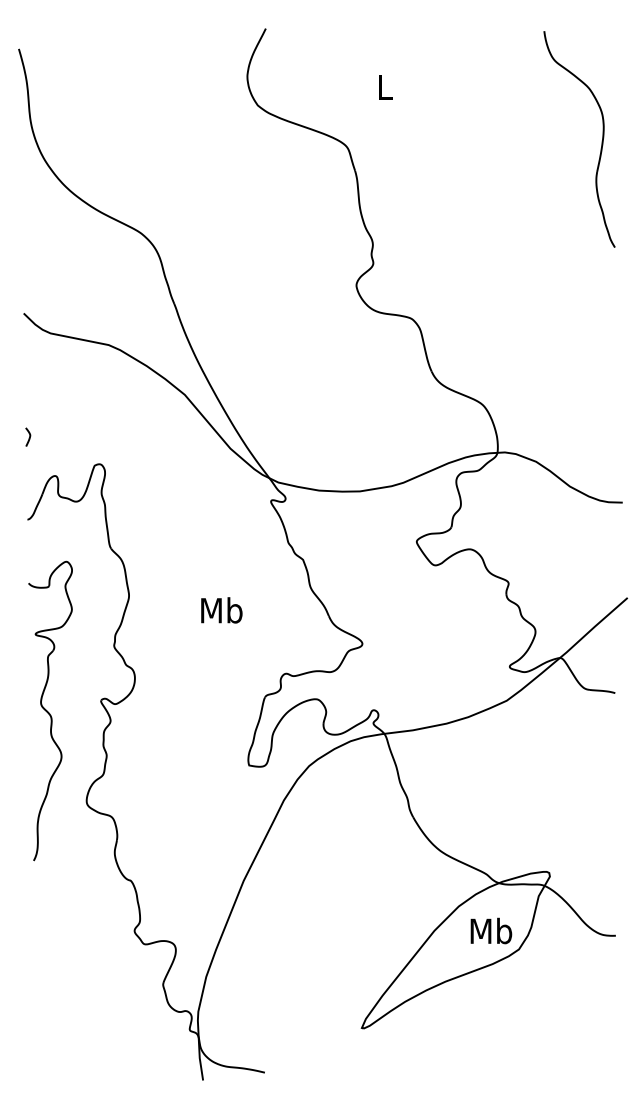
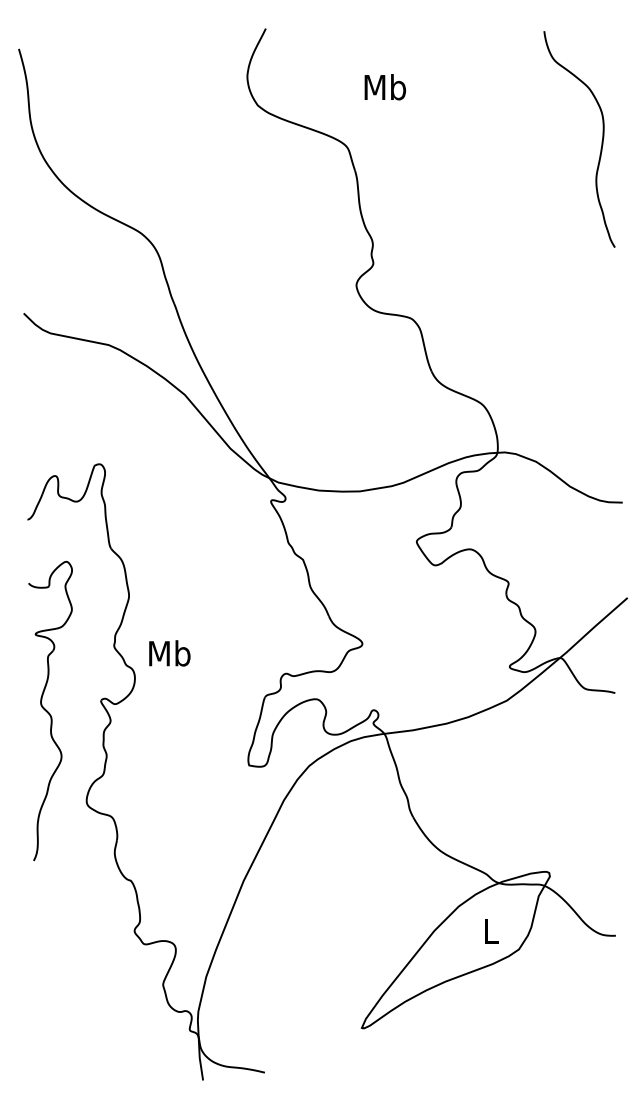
text: L -> Mb (385, 87)
curve: present -> none (29, 436)
text position: (221, 610) -> (169, 653) (169, 653)
text: Mb -> L (491, 930)
